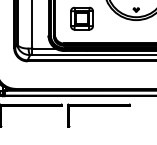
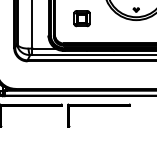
part size: 24x25 px -> 18x18 px (81, 18)
